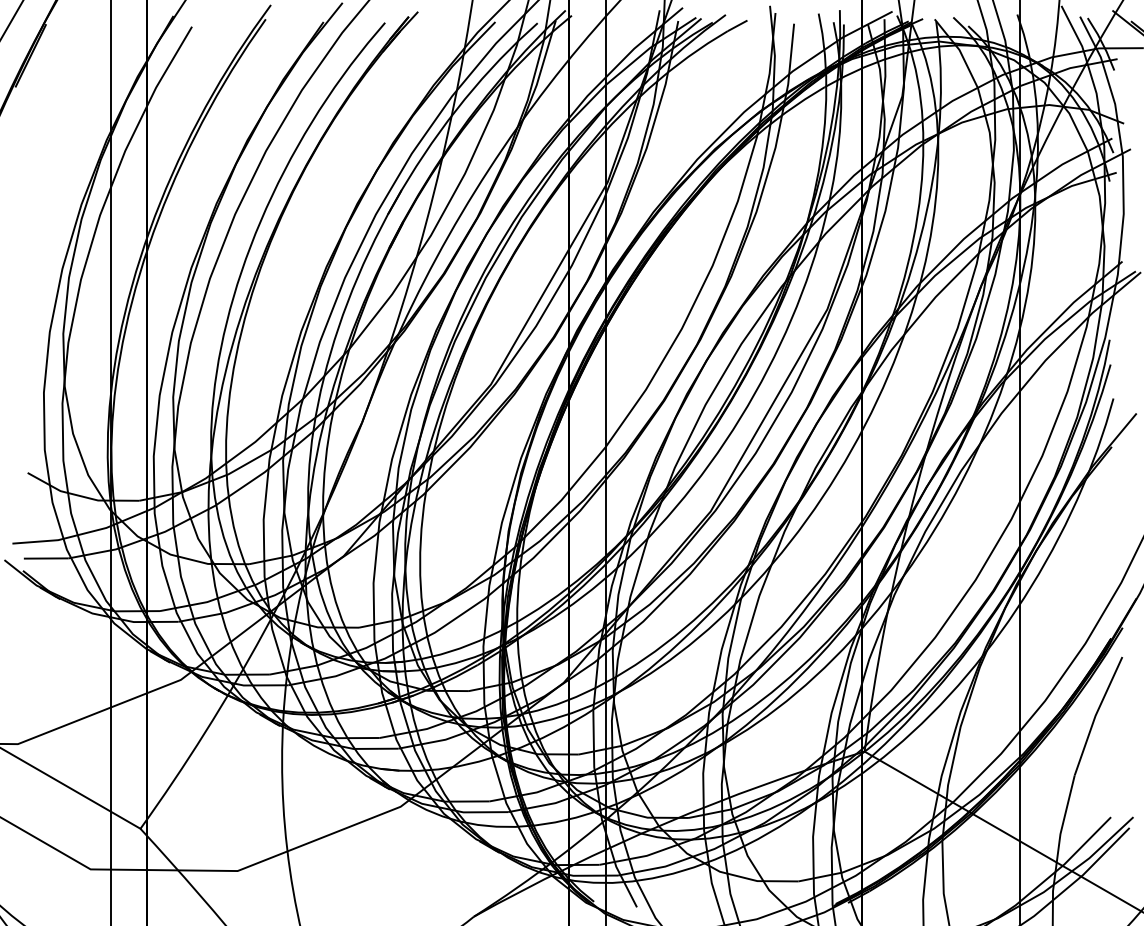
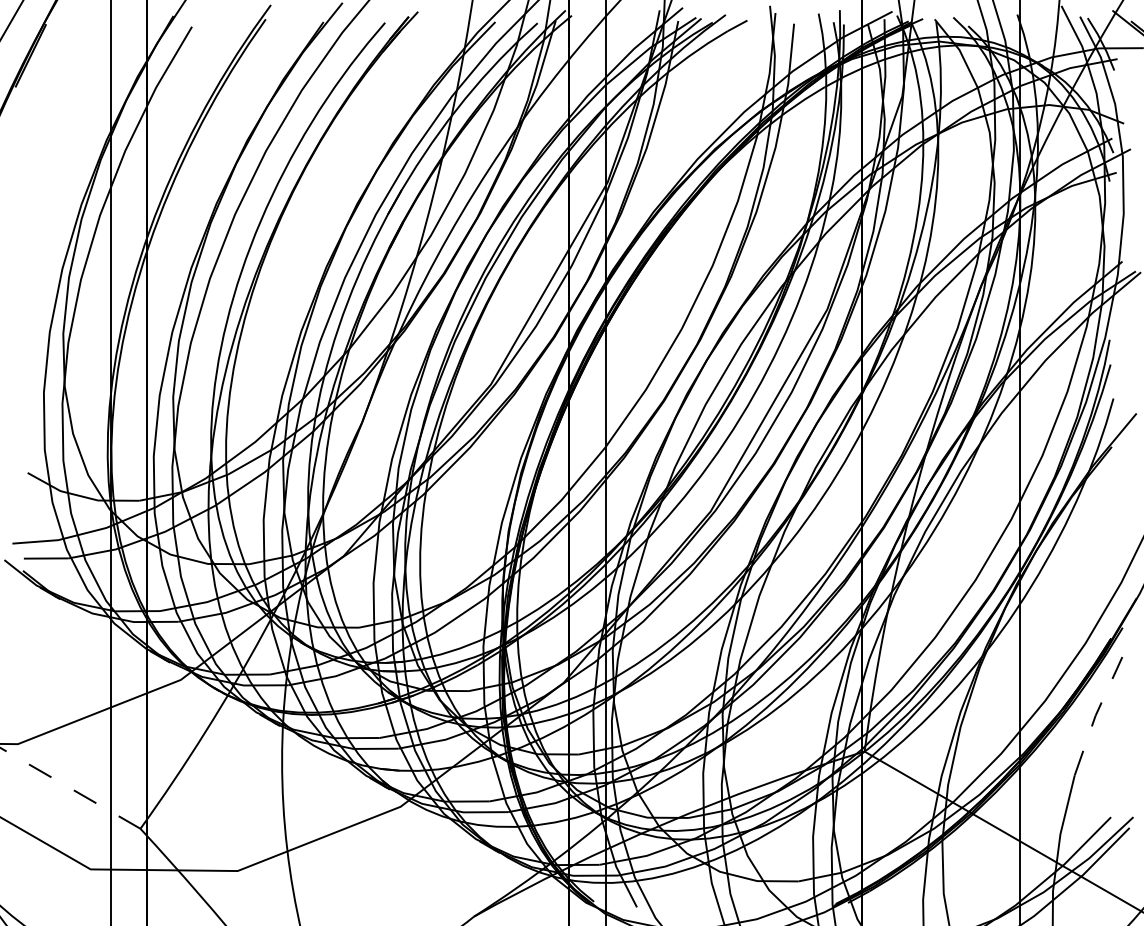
line: solid -> dashed (1095, 715)
line: solid -> dashed (70, 788)
